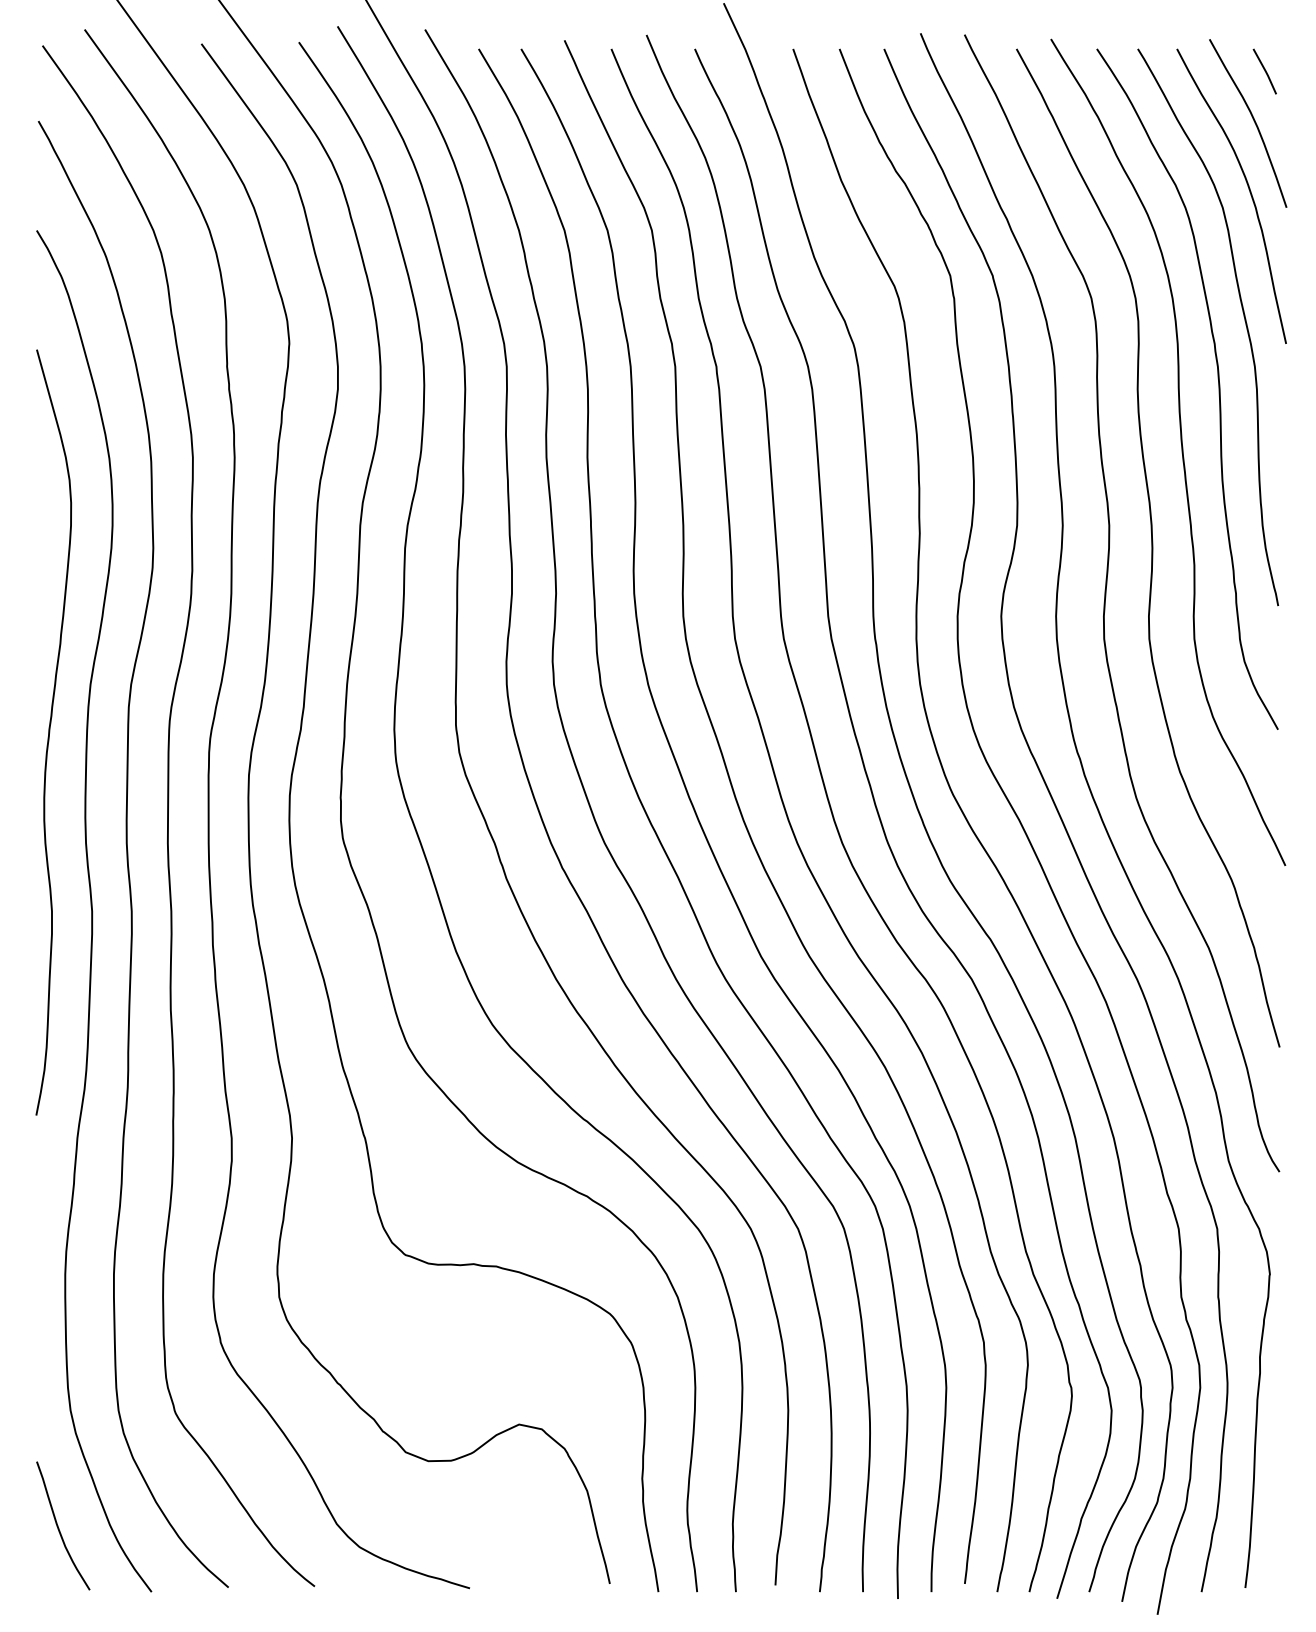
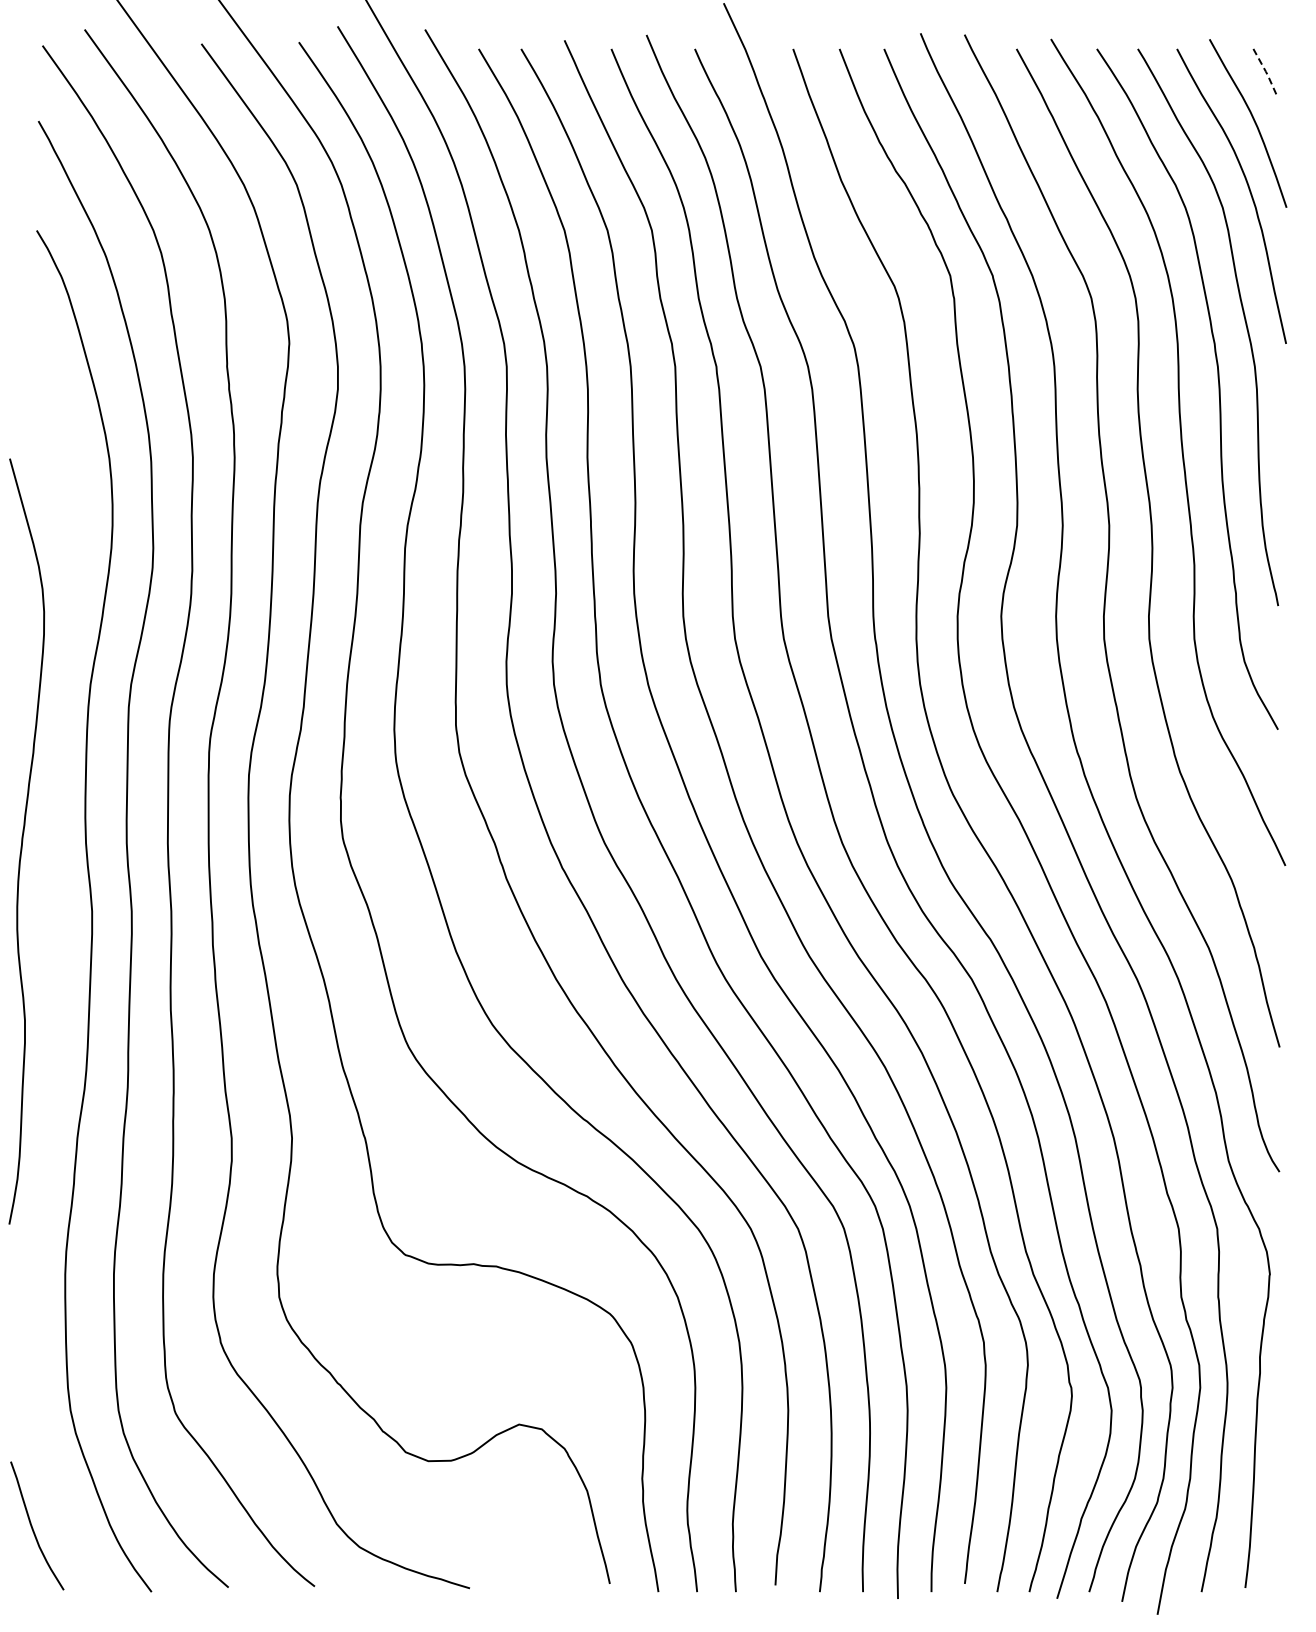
line: solid -> dashed (1265, 71)
curve position: (50, 732) -> (23, 841) (23, 841)
curve position: (58, 1525) -> (32, 1525) (32, 1525)
